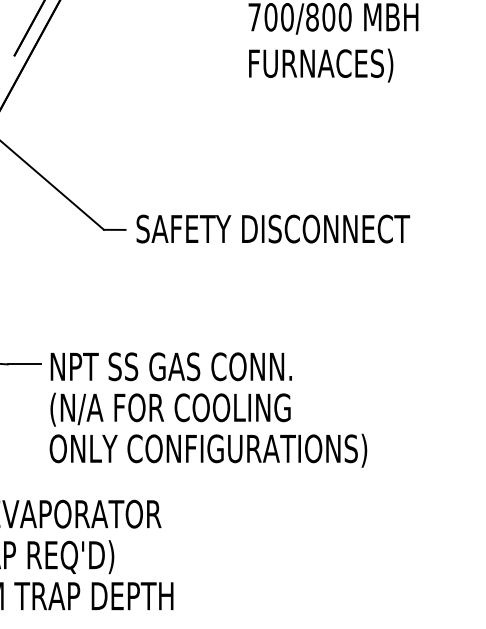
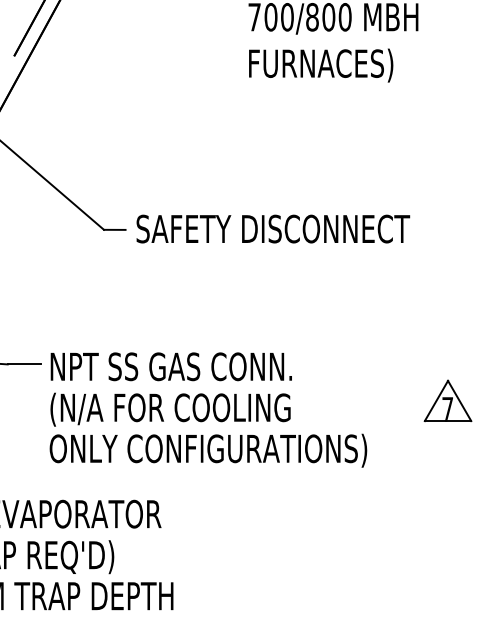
part: none -> present (447, 400)
